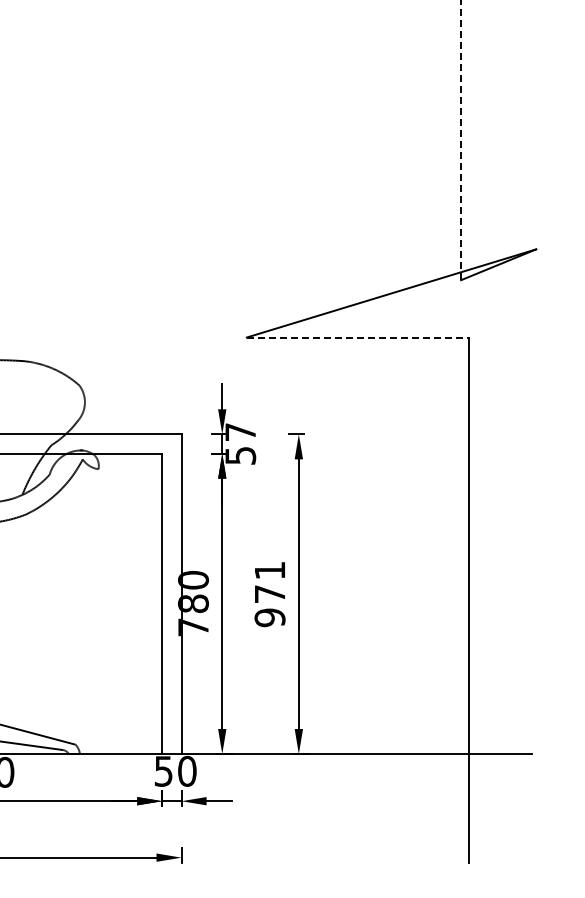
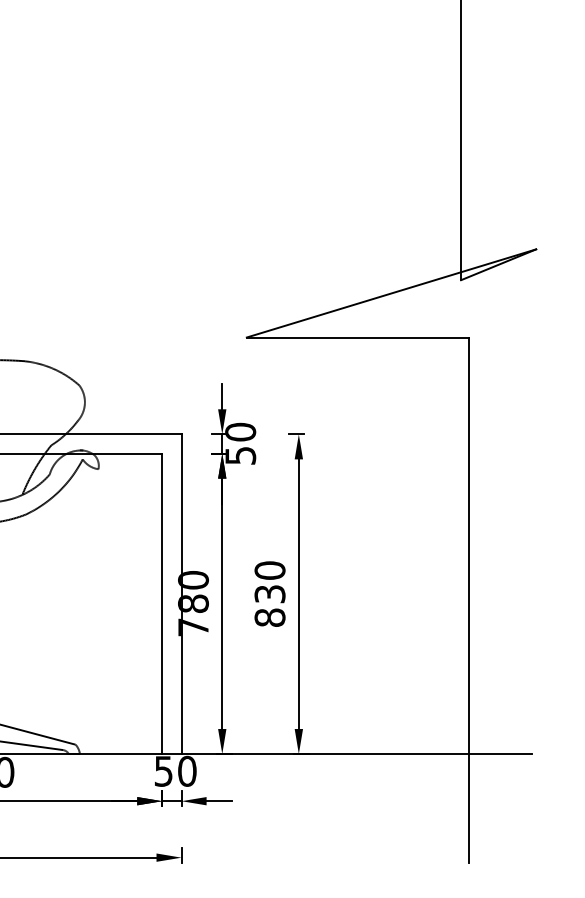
line: dashed -> solid (461, 140)
line: dashed -> solid (357, 337)
text: 57 -> 50 (240, 431)
text: 971 -> 830 (269, 594)
